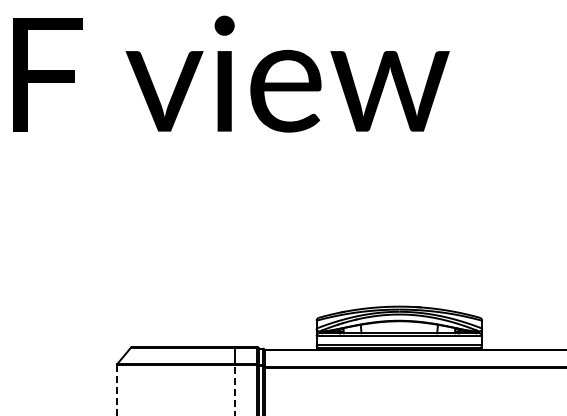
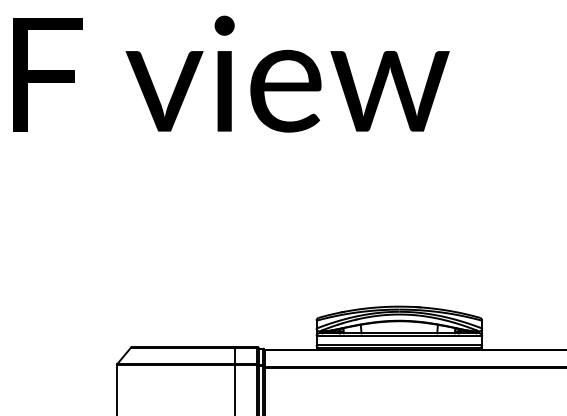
line: dashed -> solid (116, 390)
line: dashed -> solid (235, 390)
